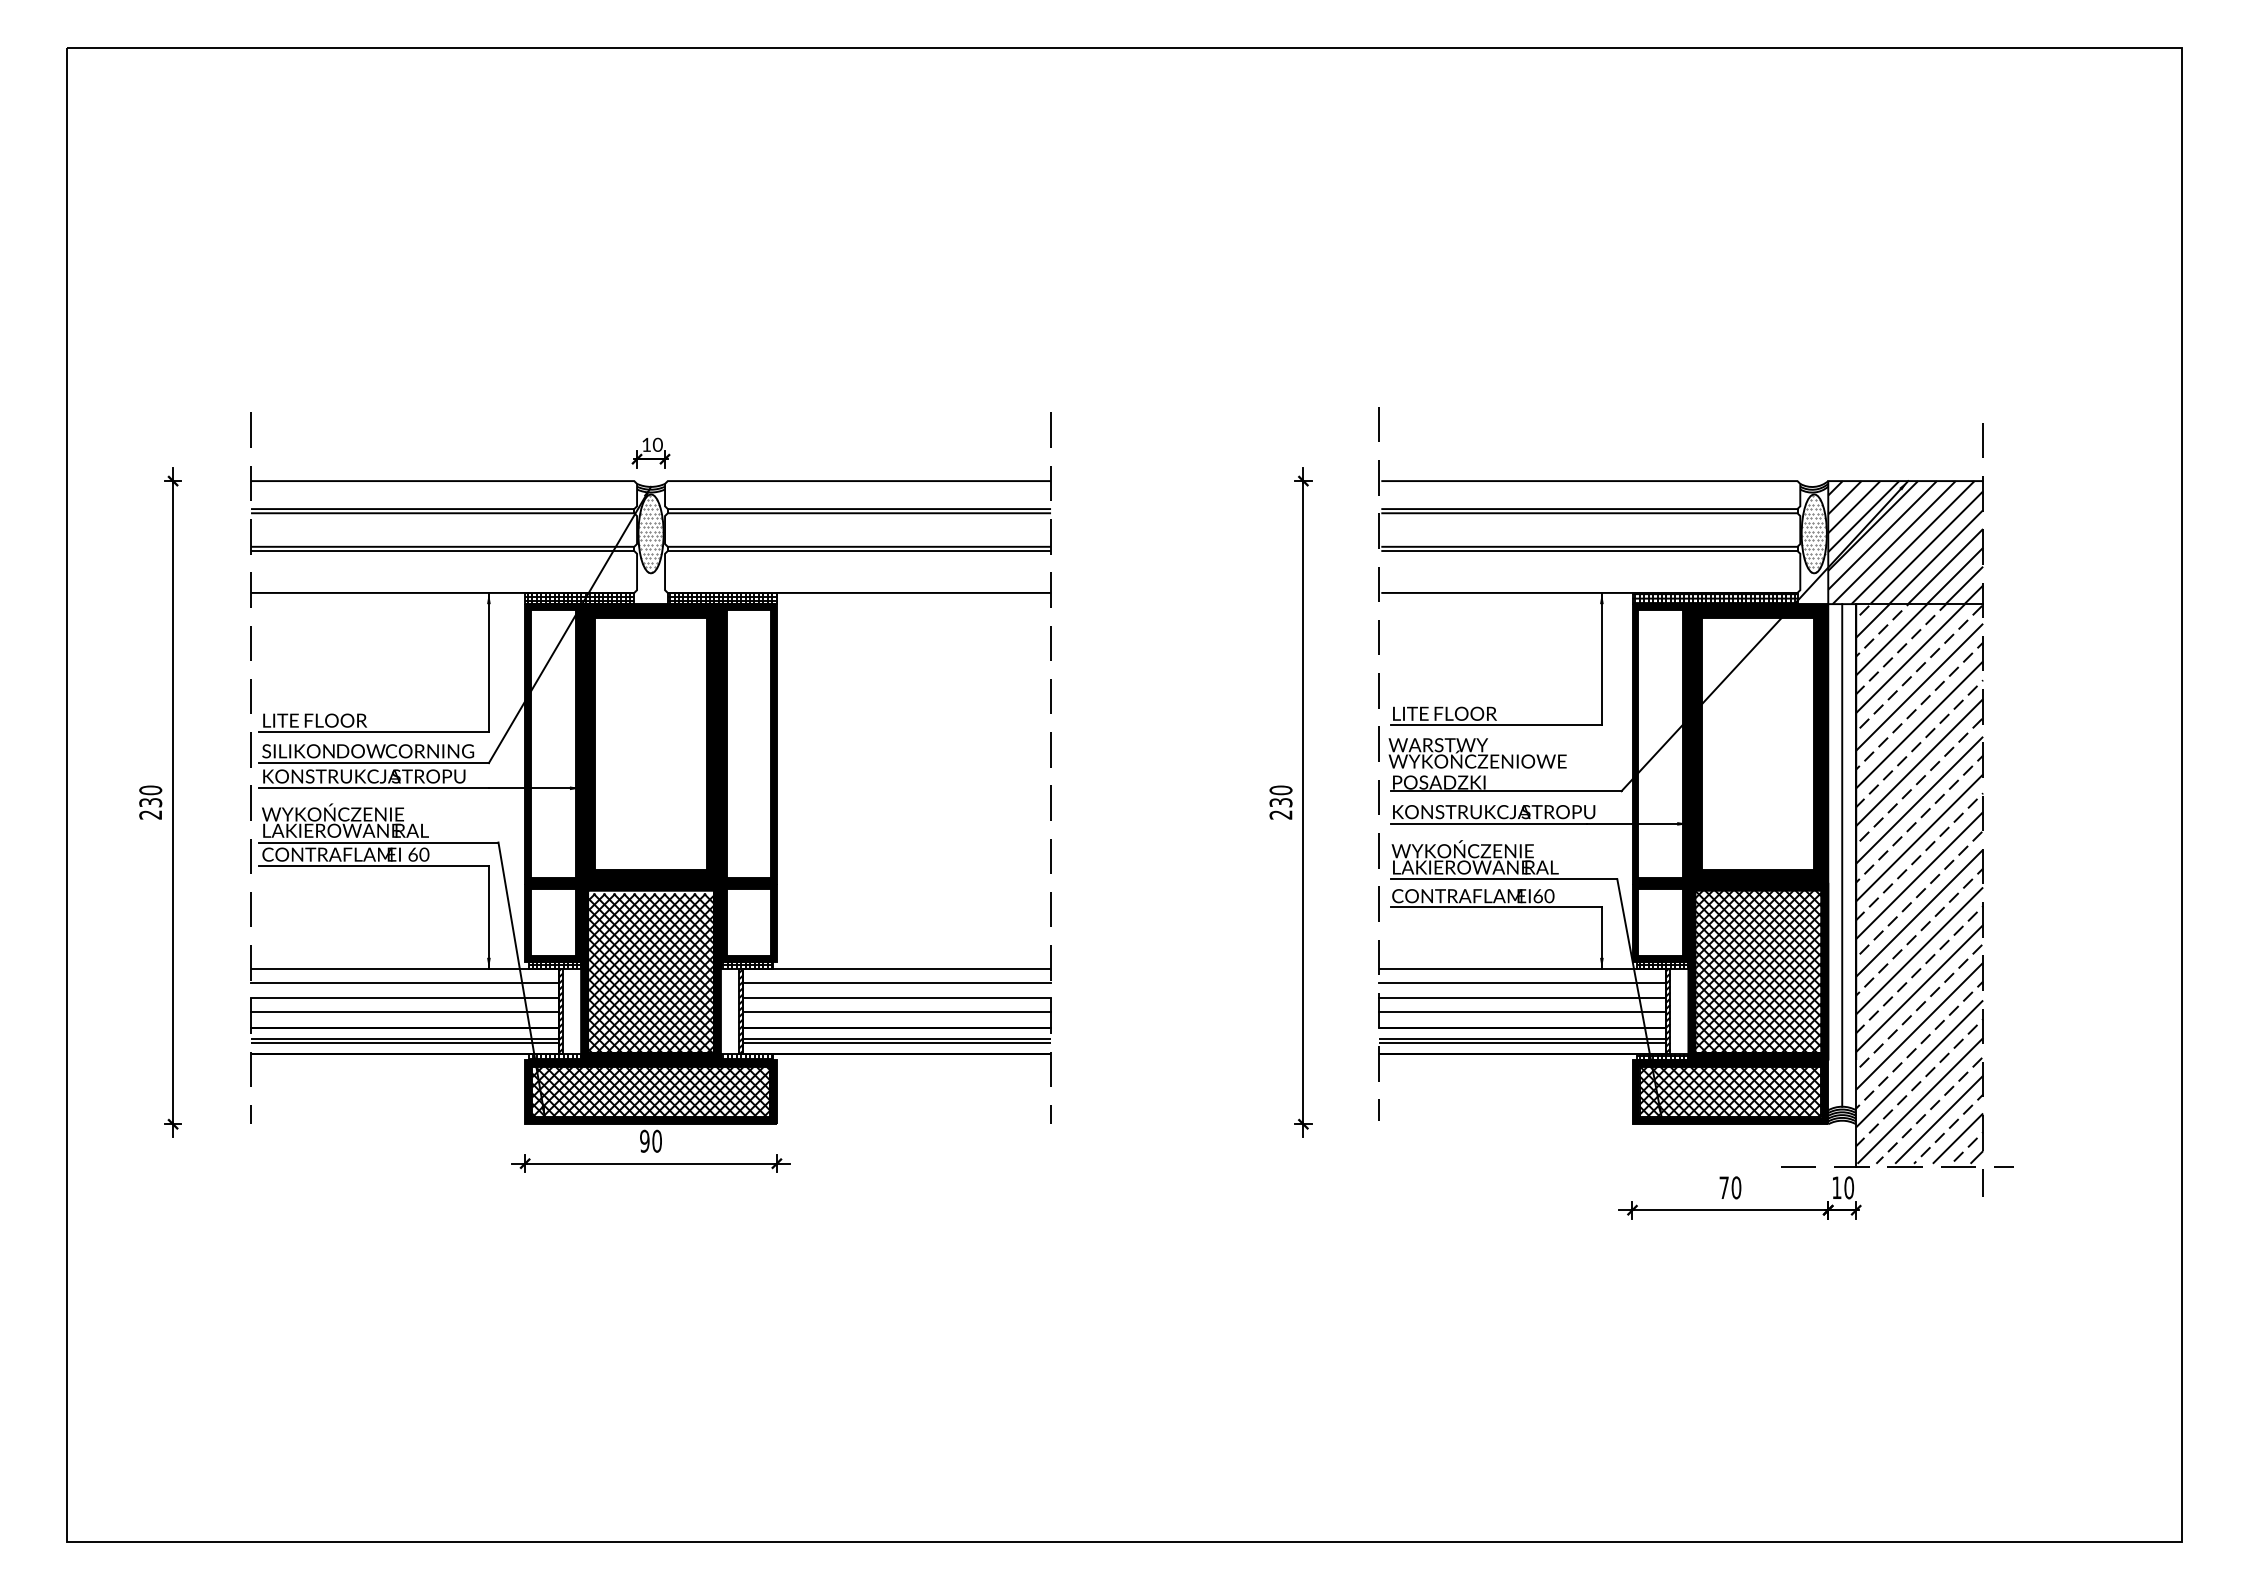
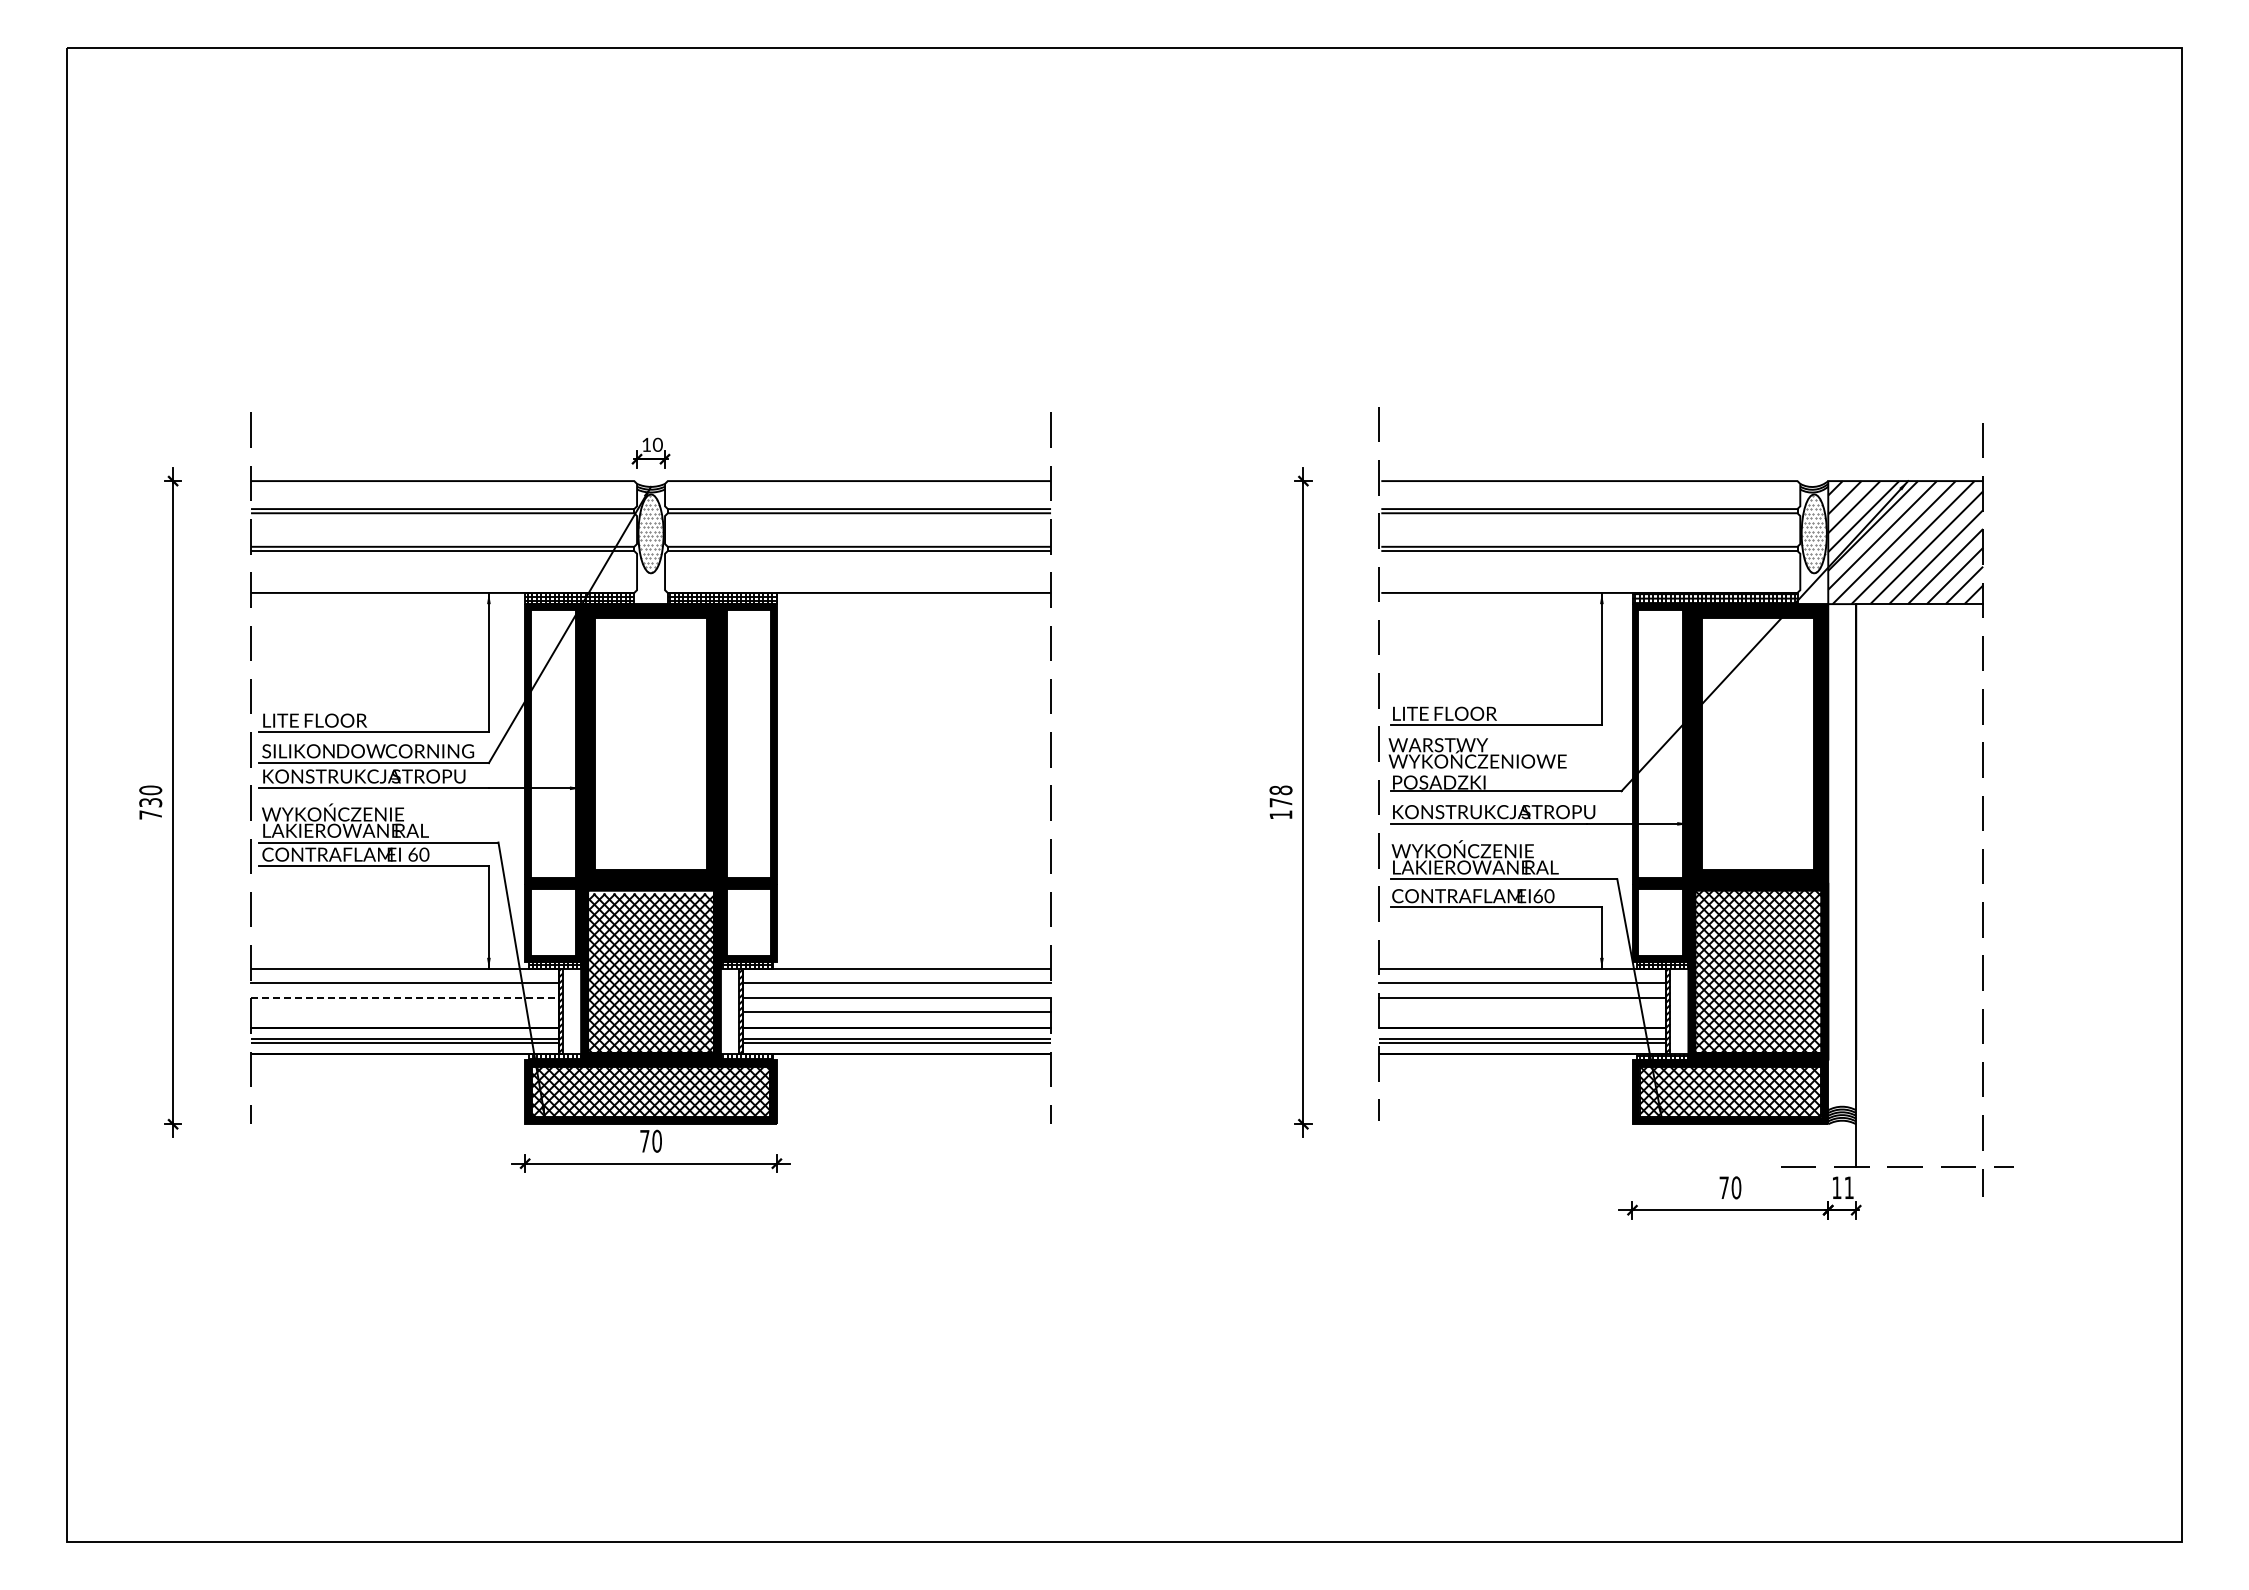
text: 230 -> 178 (1280, 802)
text: 230 -> 730 (150, 814)
line: present -> none (1842, 855)
hatch: present -> none (1919, 883)
line: solid -> dashed (404, 998)
line: present -> none (404, 1012)
line: present -> none (1522, 1012)
text: 90 -> 70 (644, 1140)
text: 10 -> 11 (1849, 1187)
